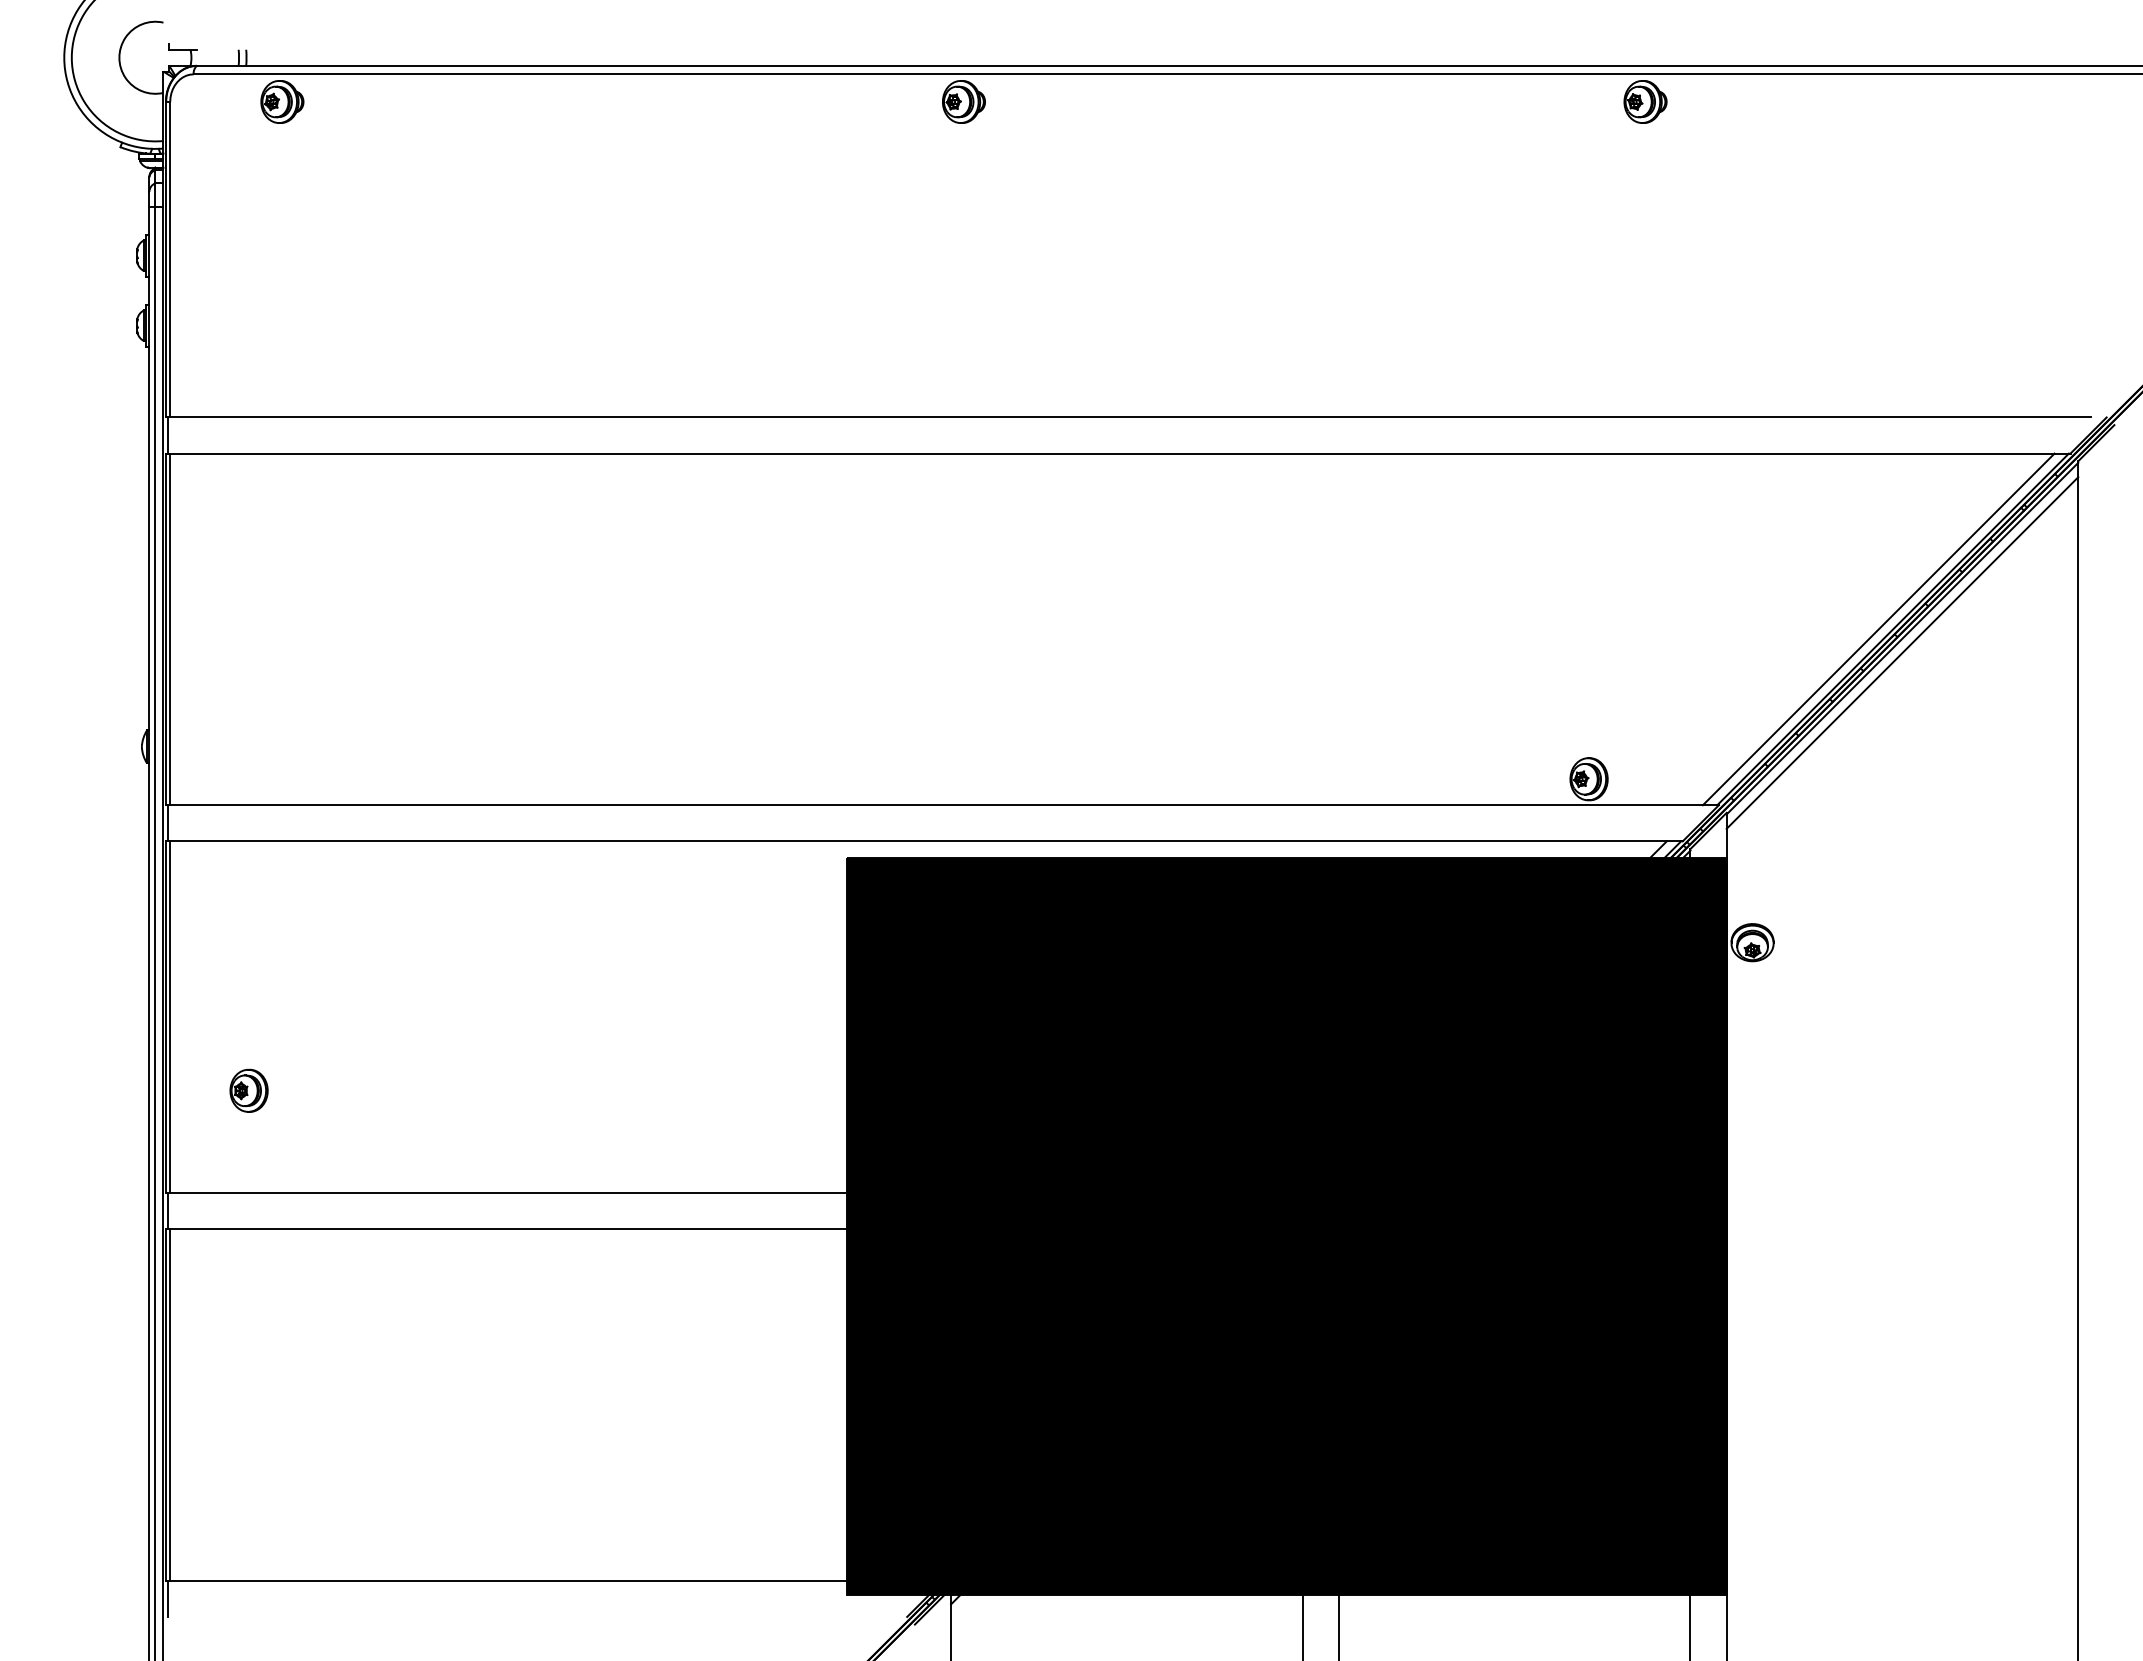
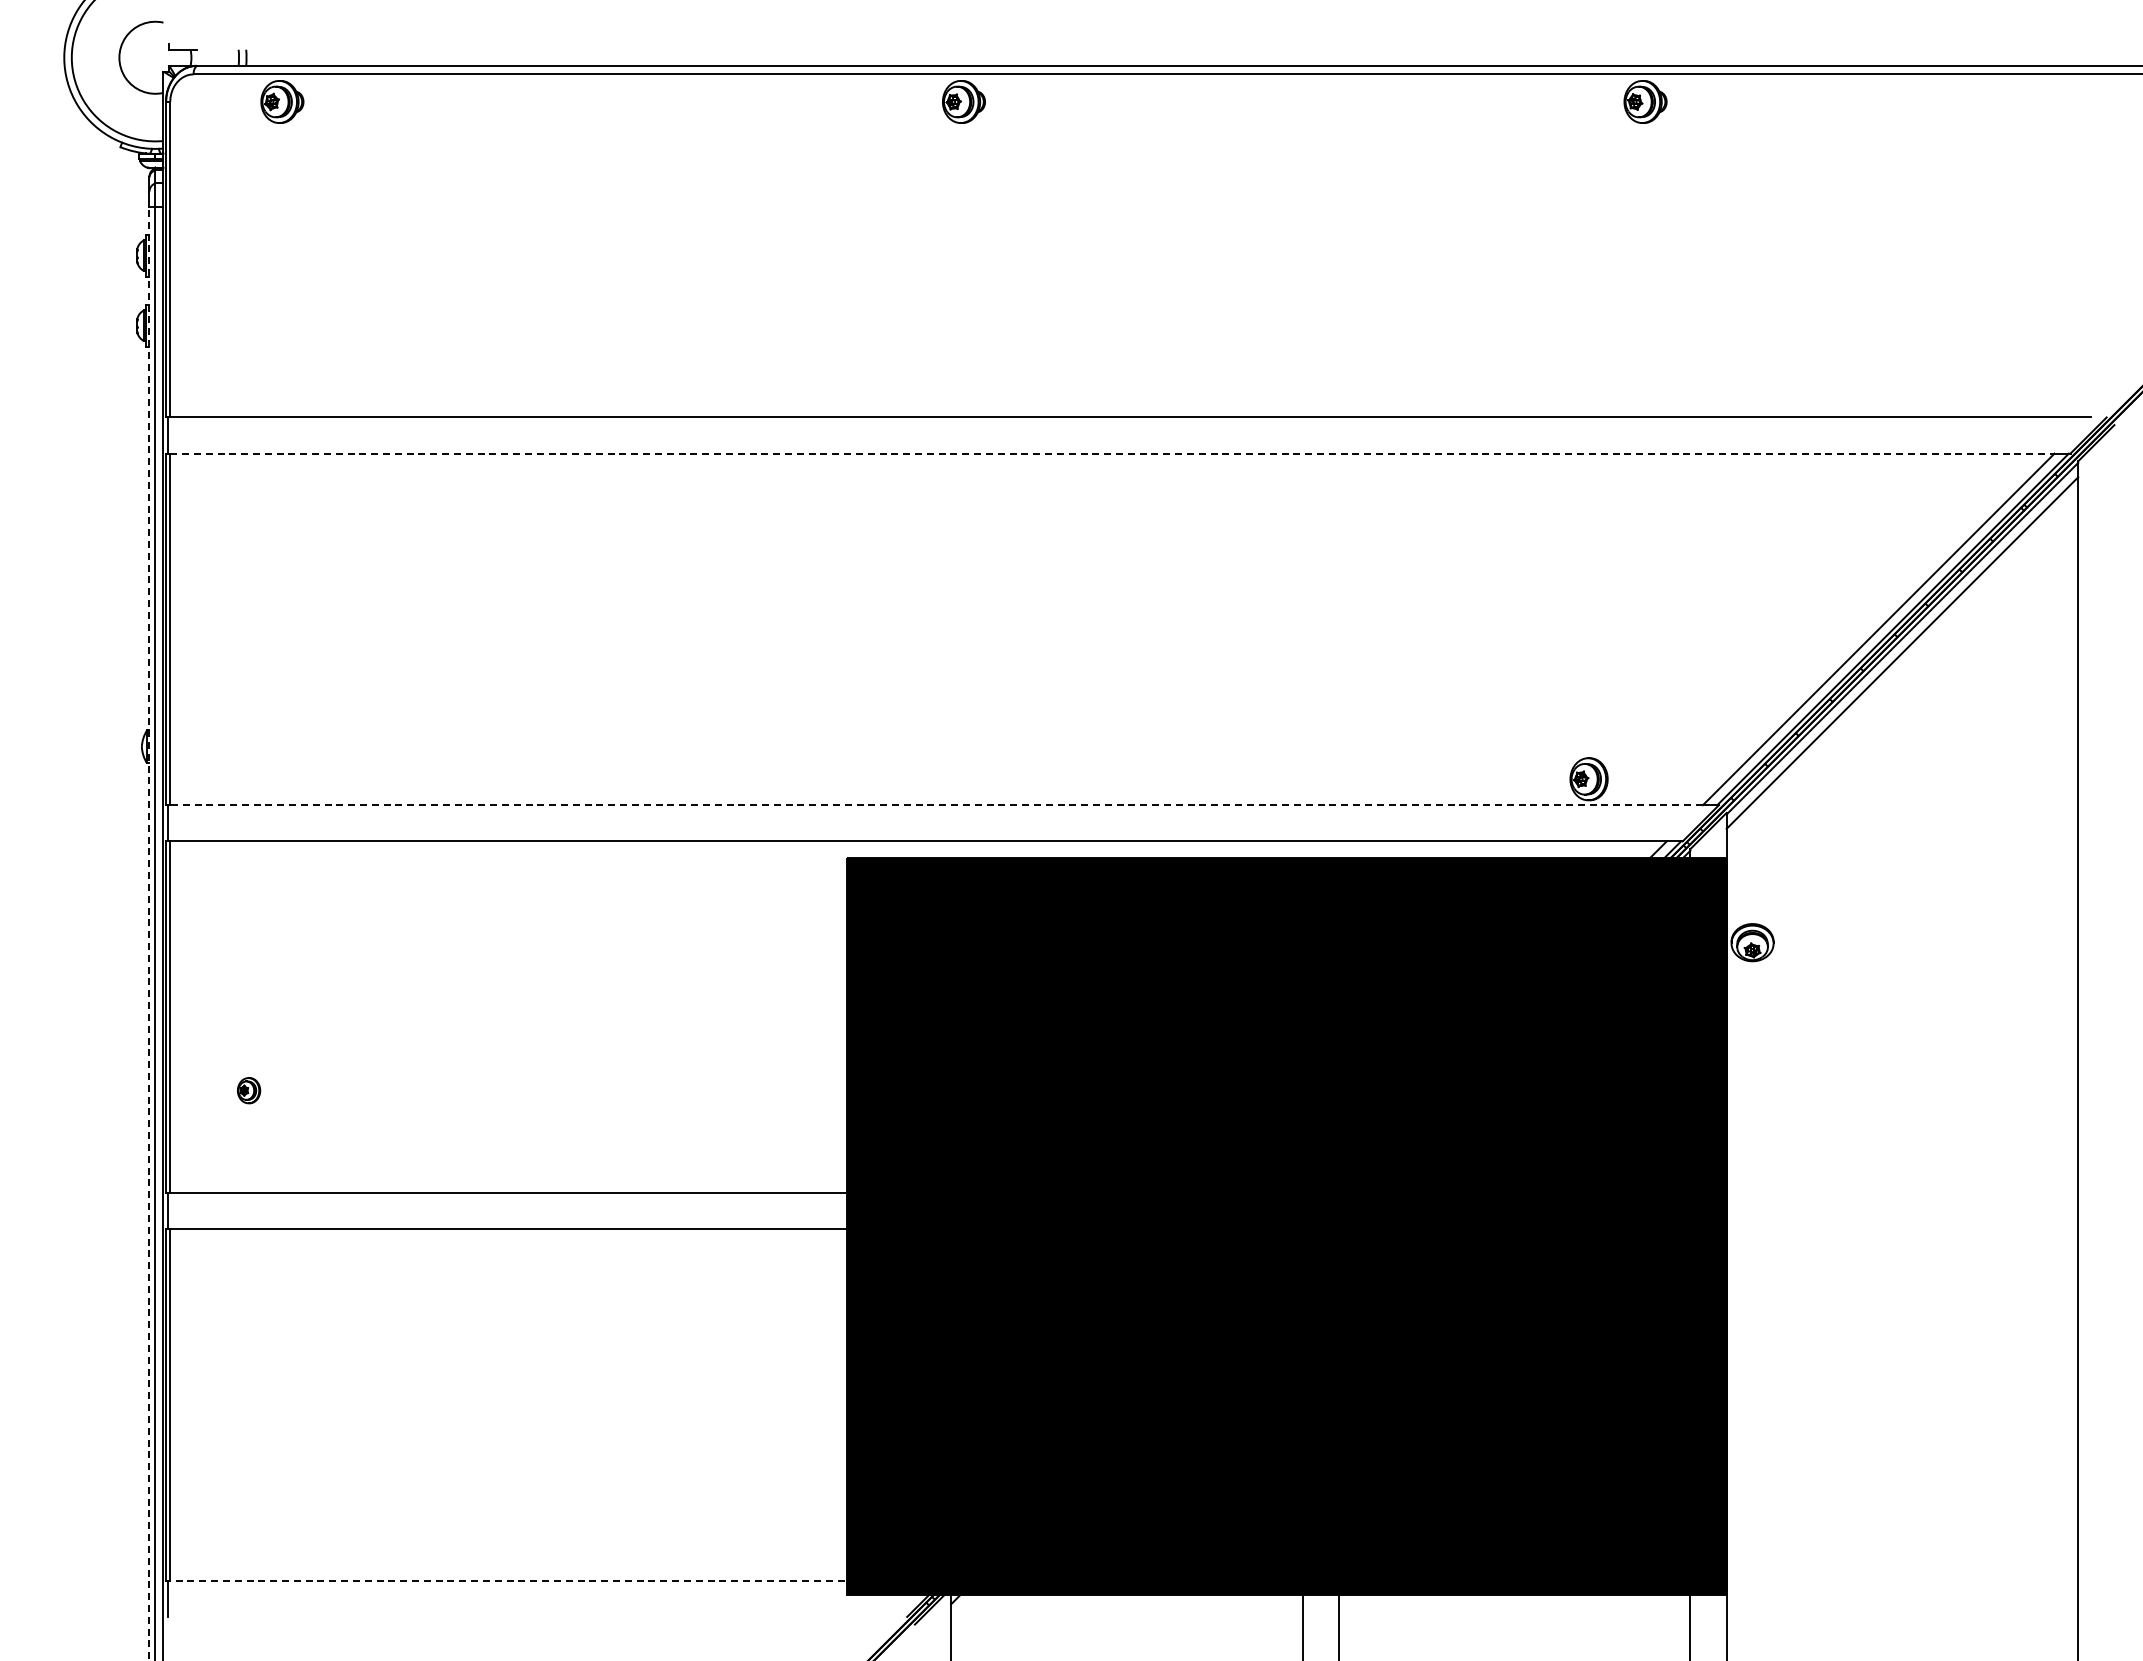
line: solid -> dashed (1112, 453)
line: solid -> dashed (936, 805)
line: solid -> dashed (149, 934)
part size: 40x45 px -> 25x28 px (249, 1090)
line: solid -> dashed (548, 1580)
